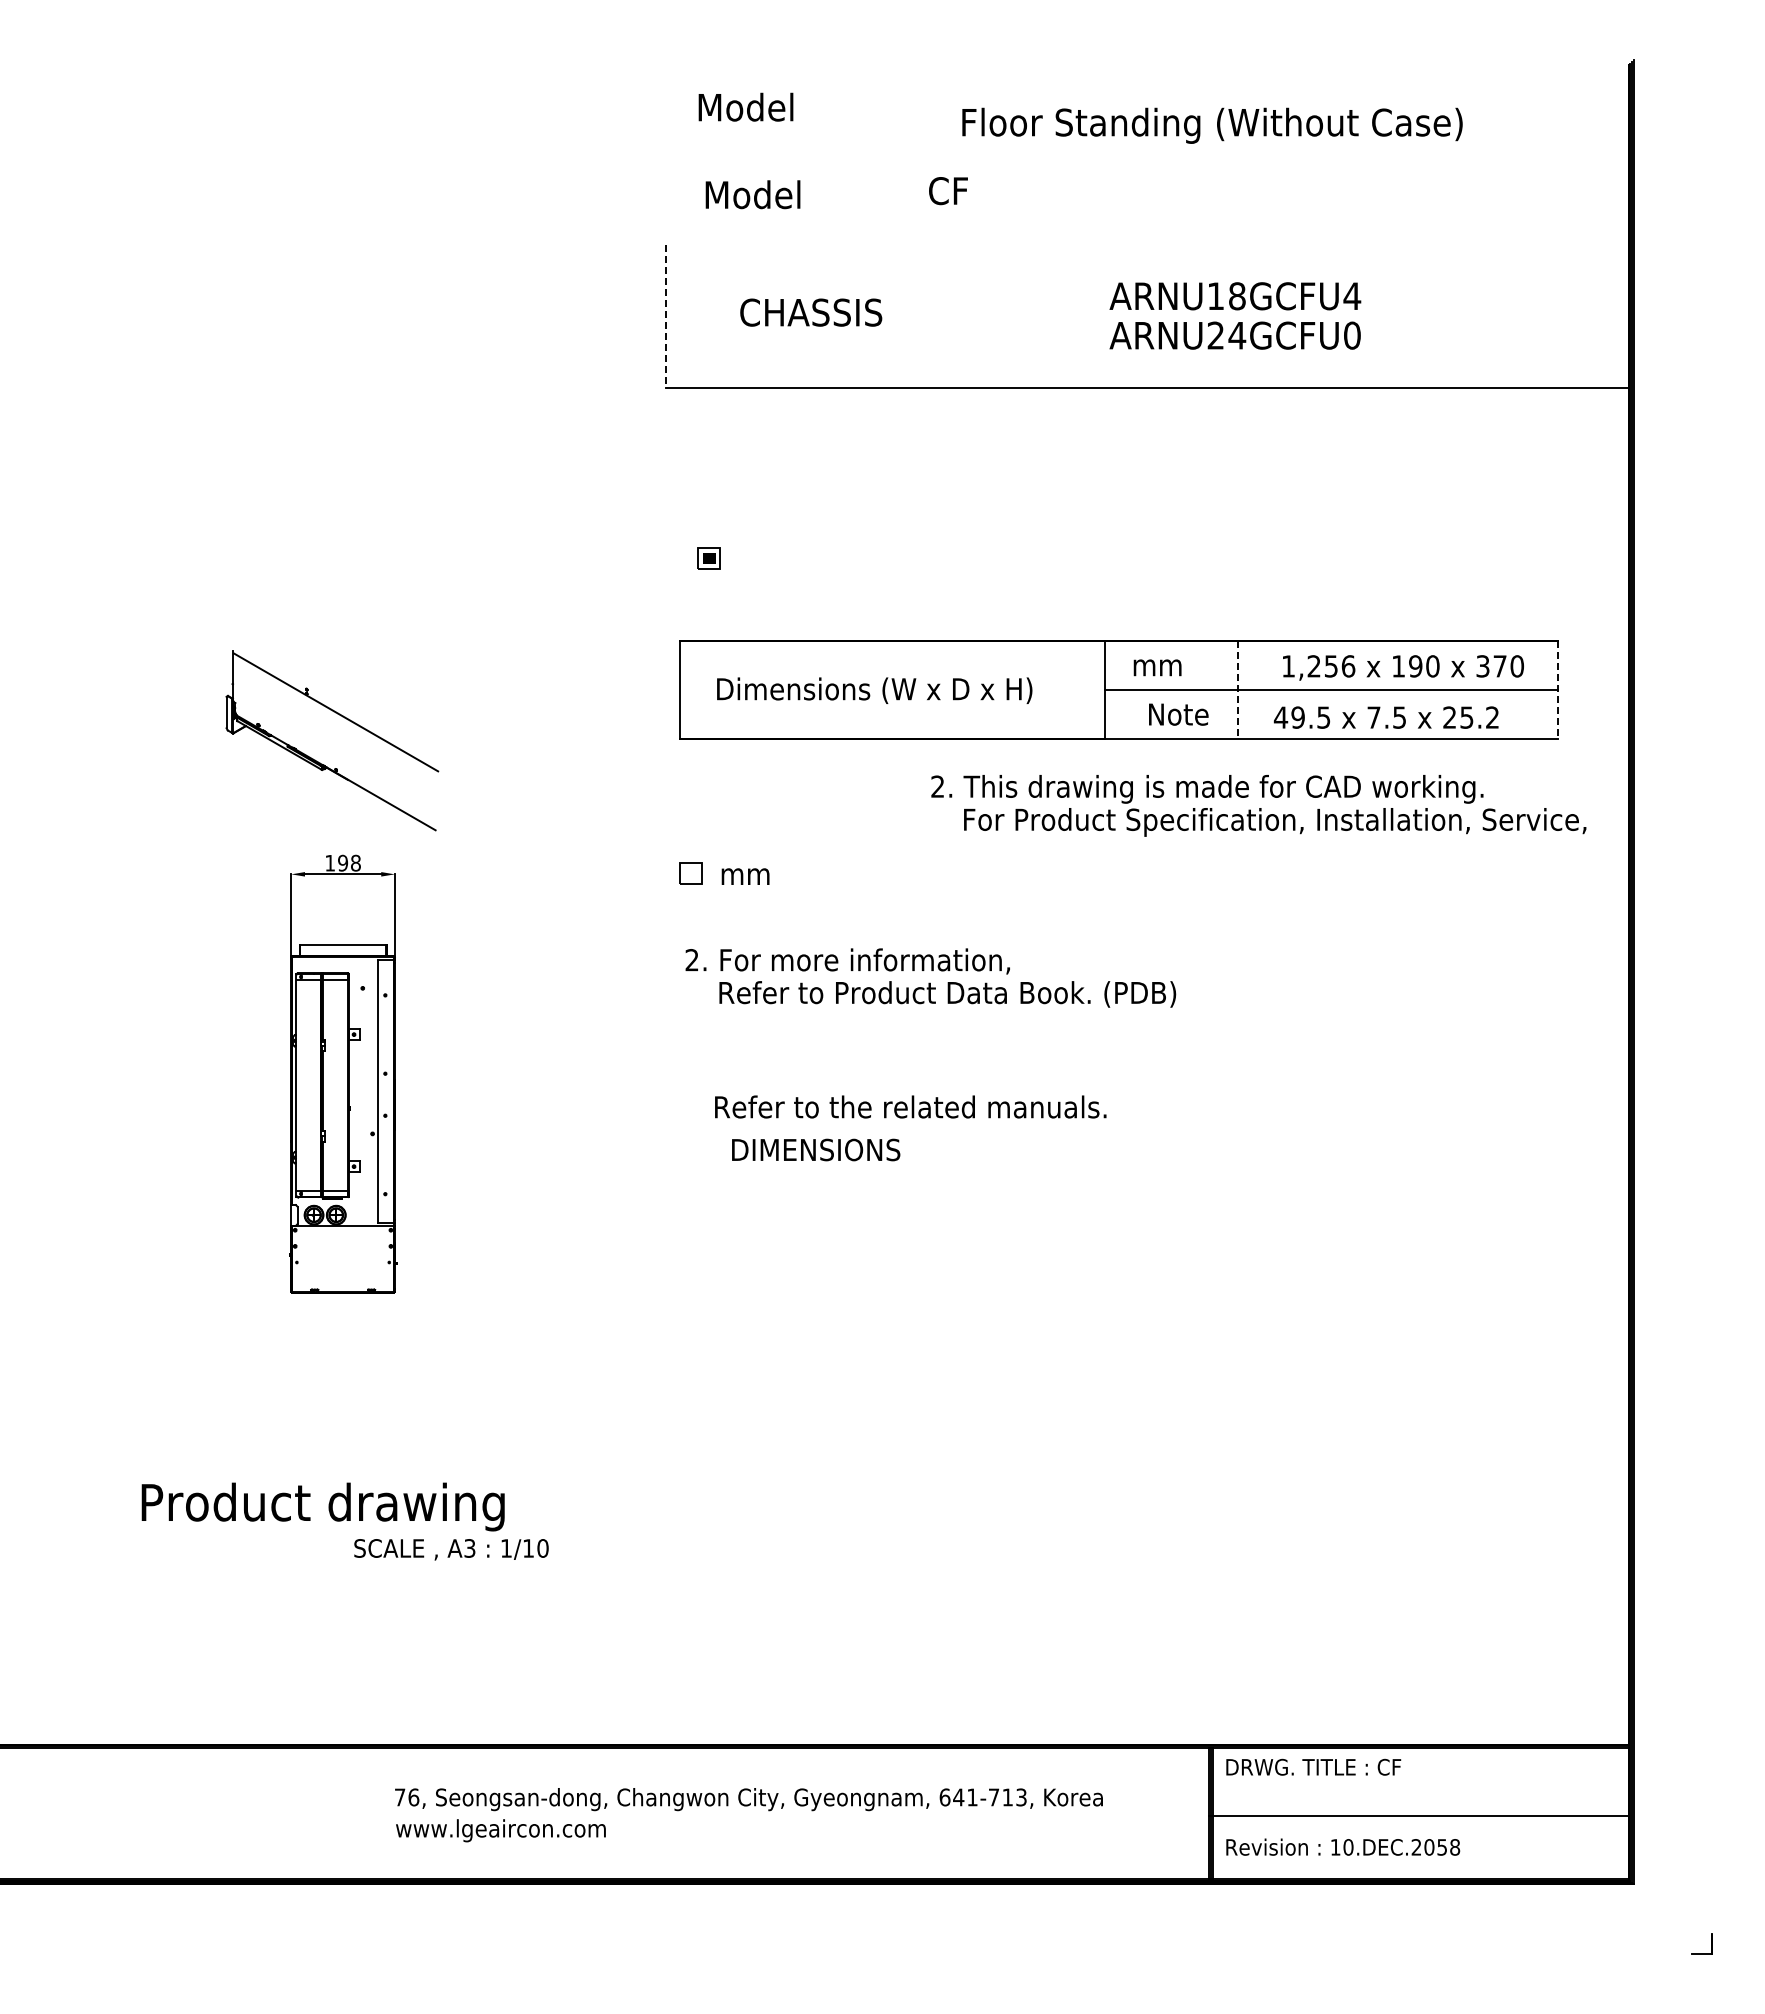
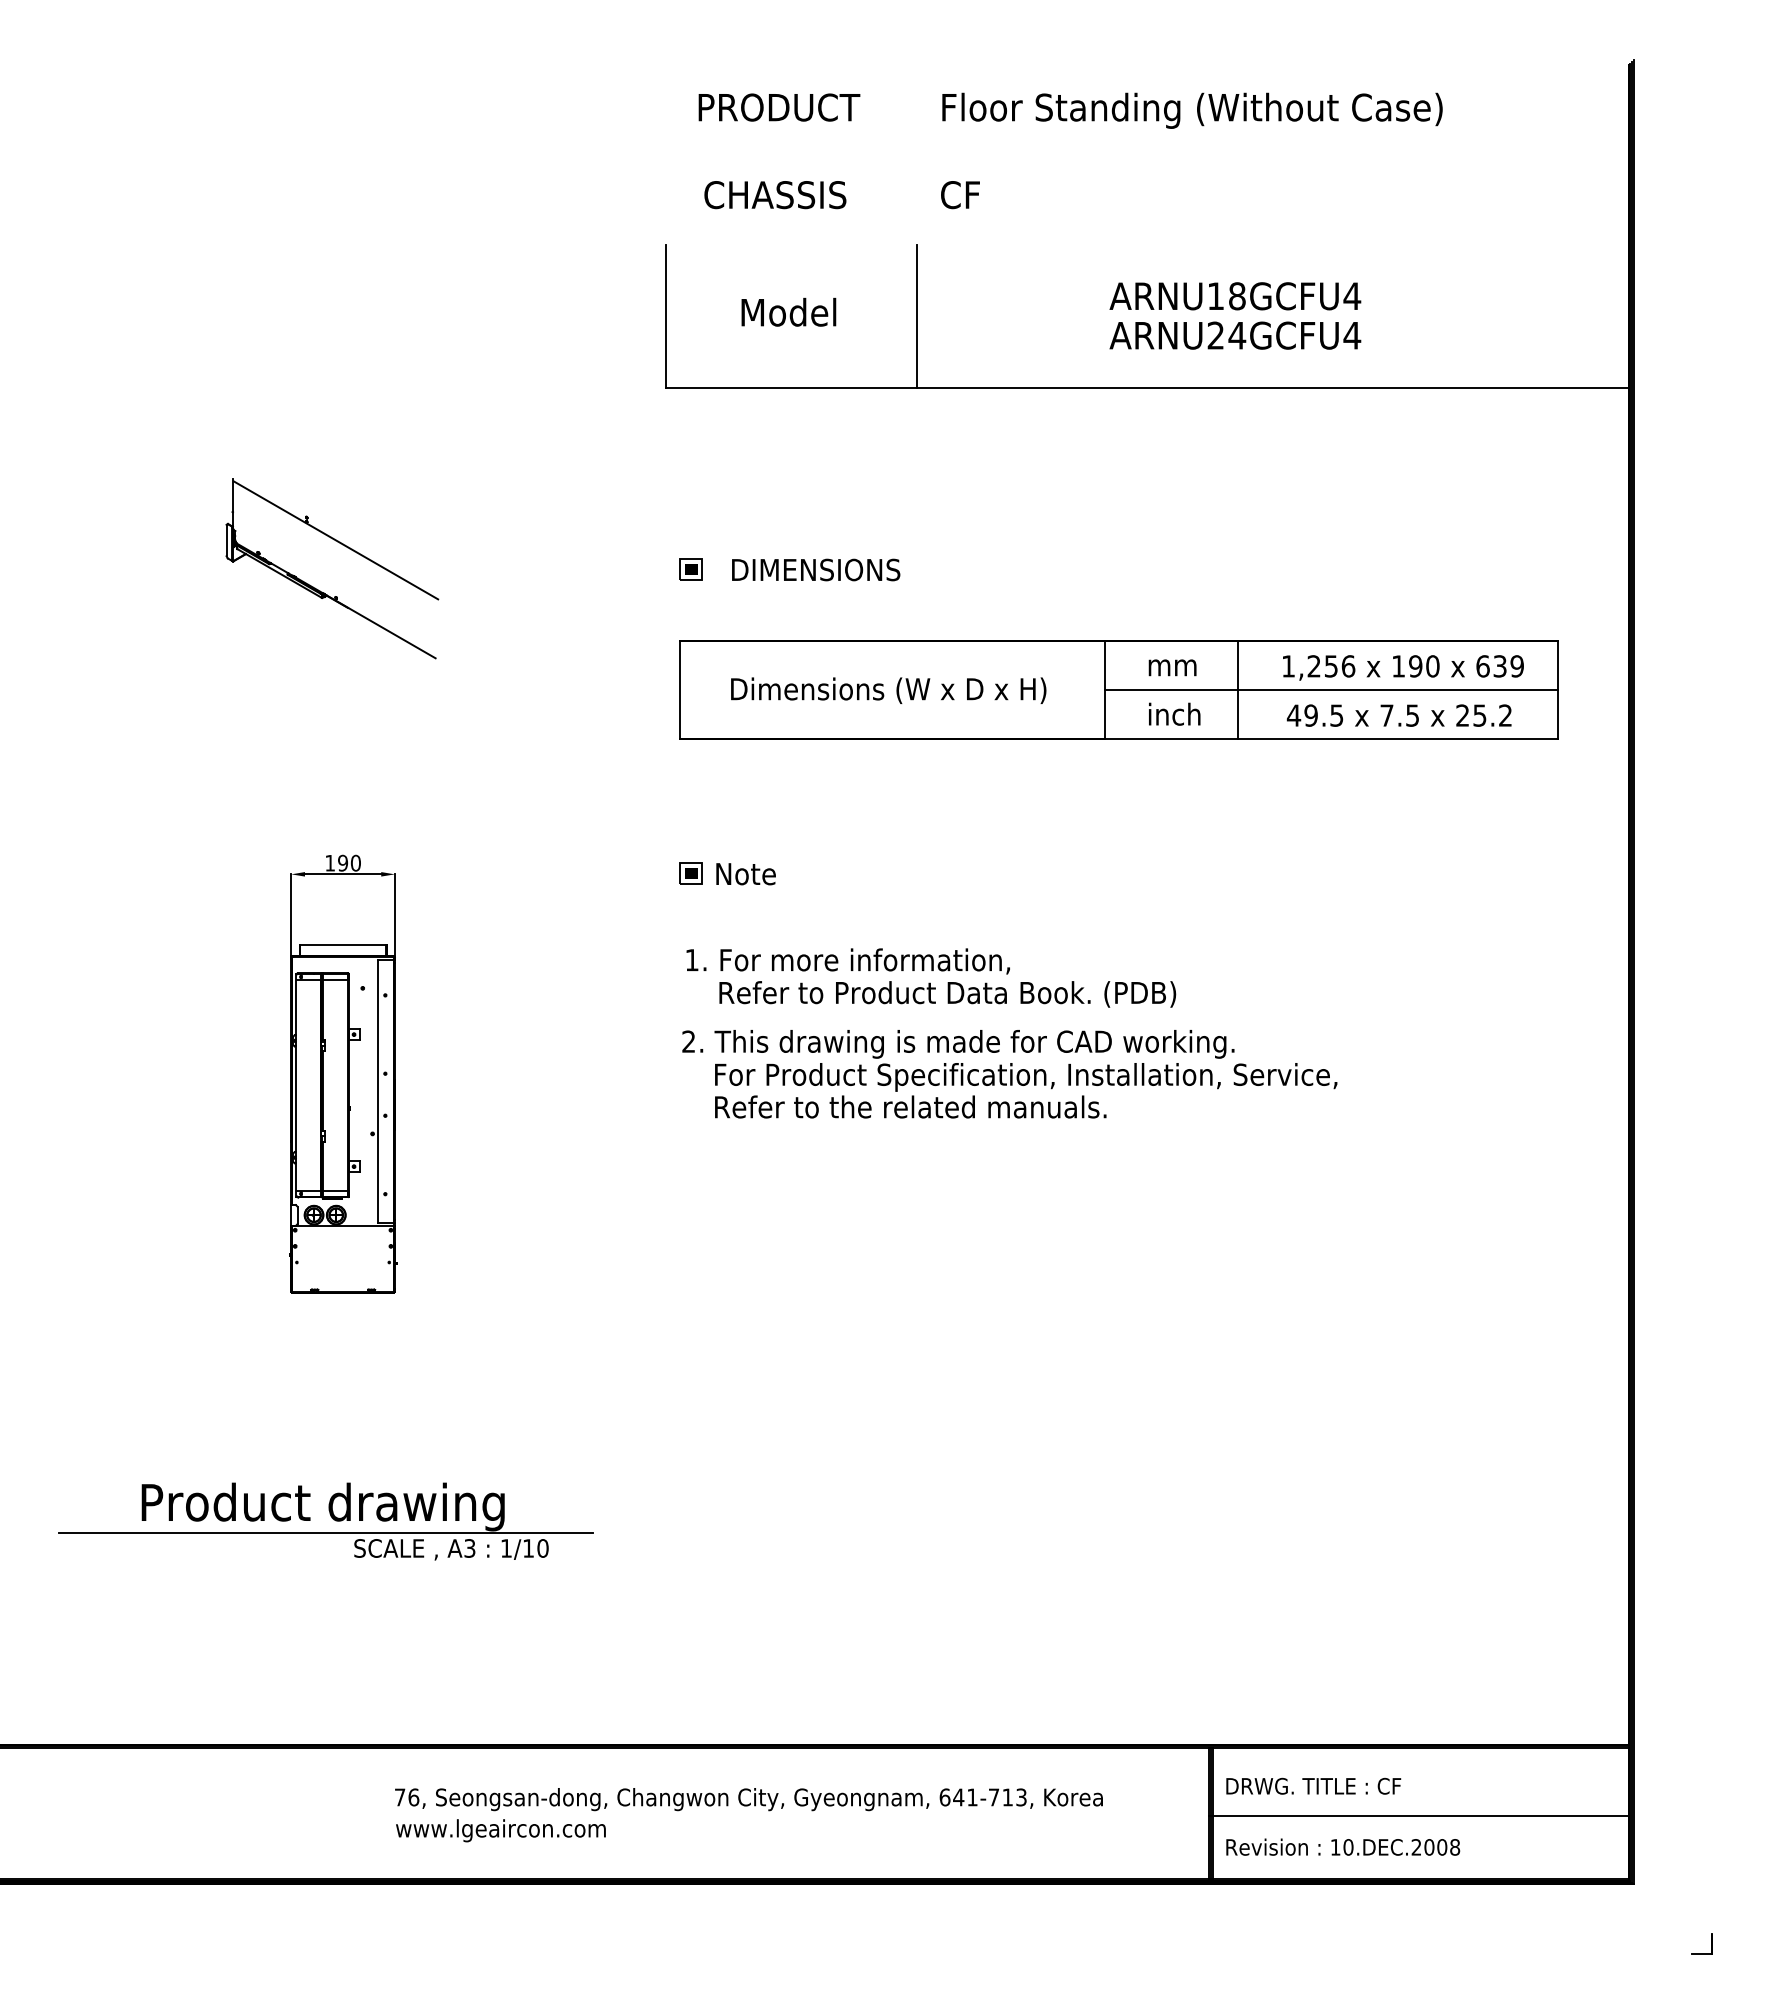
text: Model -> PRODUCT (781, 106)
text position: (1212, 125) -> (1192, 110) (1192, 110)
text position: (948, 191) -> (960, 195) (960, 195)
text: Model -> CHASSIS (775, 194)
text: CHASSIS -> Model (811, 311)
line: dashed -> solid (666, 316)
line: none -> present (916, 316)
text: ARNU24GCFU0 -> ARNU24GCFU4 (1352, 335)
part position: (708, 558) -> (690, 569) (690, 569)
text: 370 -> 639 (1500, 666)
text position: (1157, 667) -> (1172, 667) (1172, 667)
text position: (874, 690) -> (888, 690) (888, 690)
line: dashed -> solid (1237, 690)
line: dashed -> solid (1558, 690)
text: Note -> inch (1178, 713)
text position: (1385, 717) -> (1398, 715) (1398, 715)
part position: (347, 720) -> (347, 548) (347, 548)
text position: (1258, 805) -> (1009, 1060) (1009, 1060)
text: 198 -> 190 (355, 863)
fill: none -> present (691, 873)
text: mm -> Note (745, 874)
text: 2. -> 1. (691, 960)
text position: (816, 1149) -> (816, 569) (816, 569)
line: none -> present (326, 1532)
text position: (1313, 1766) -> (1313, 1785) (1313, 1785)
text: 10.DEC.2058 -> 10.DEC.2008 (1442, 1847)
